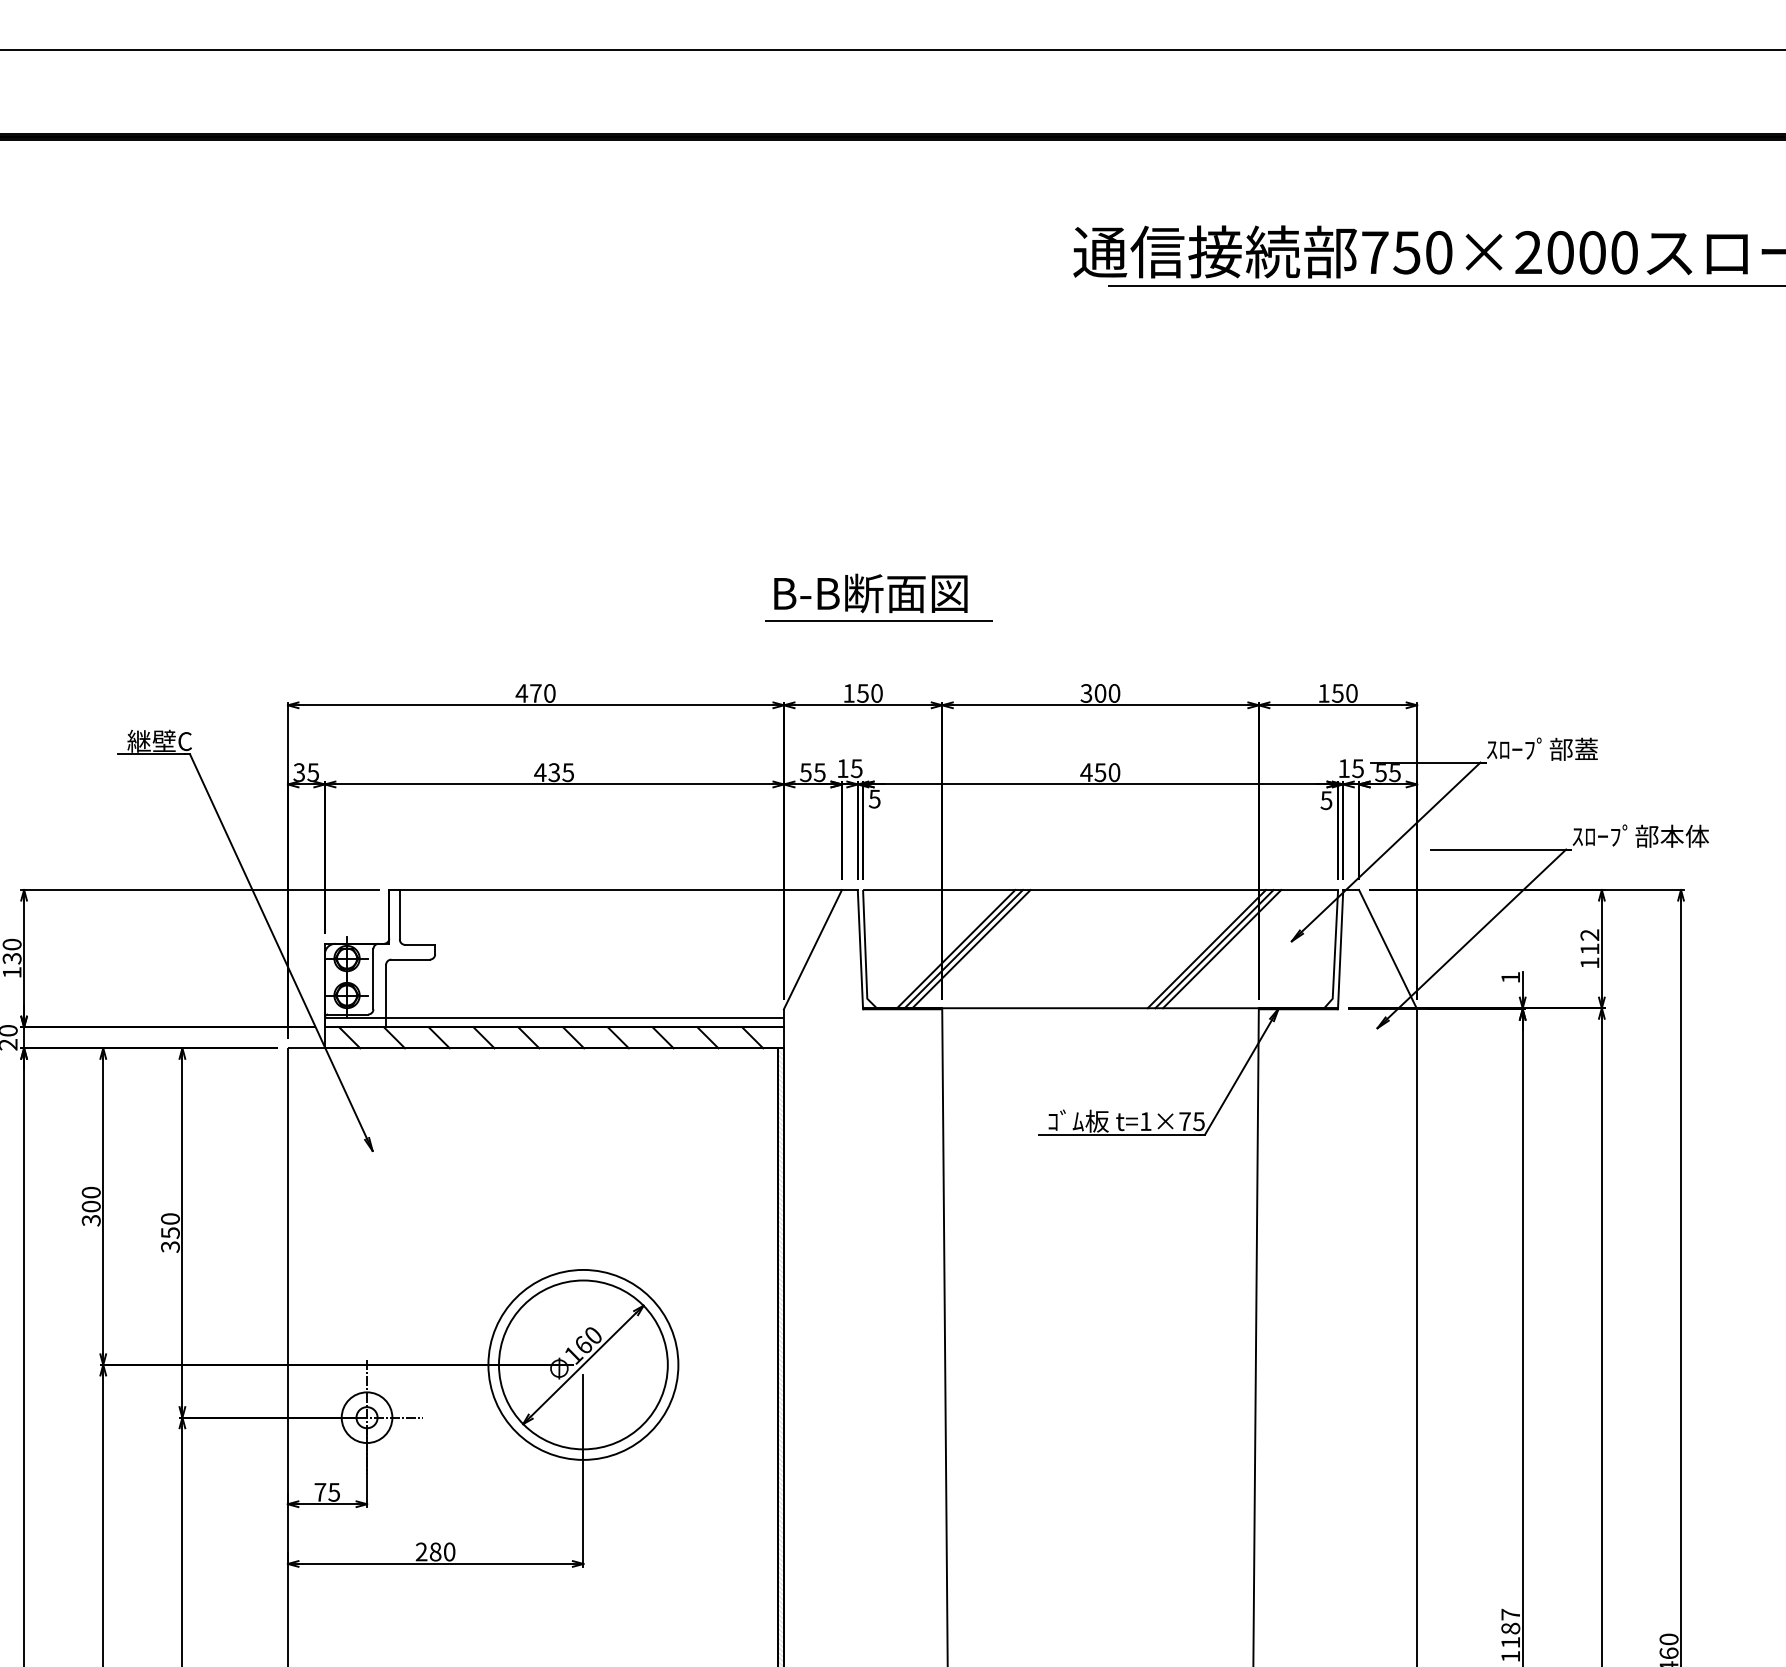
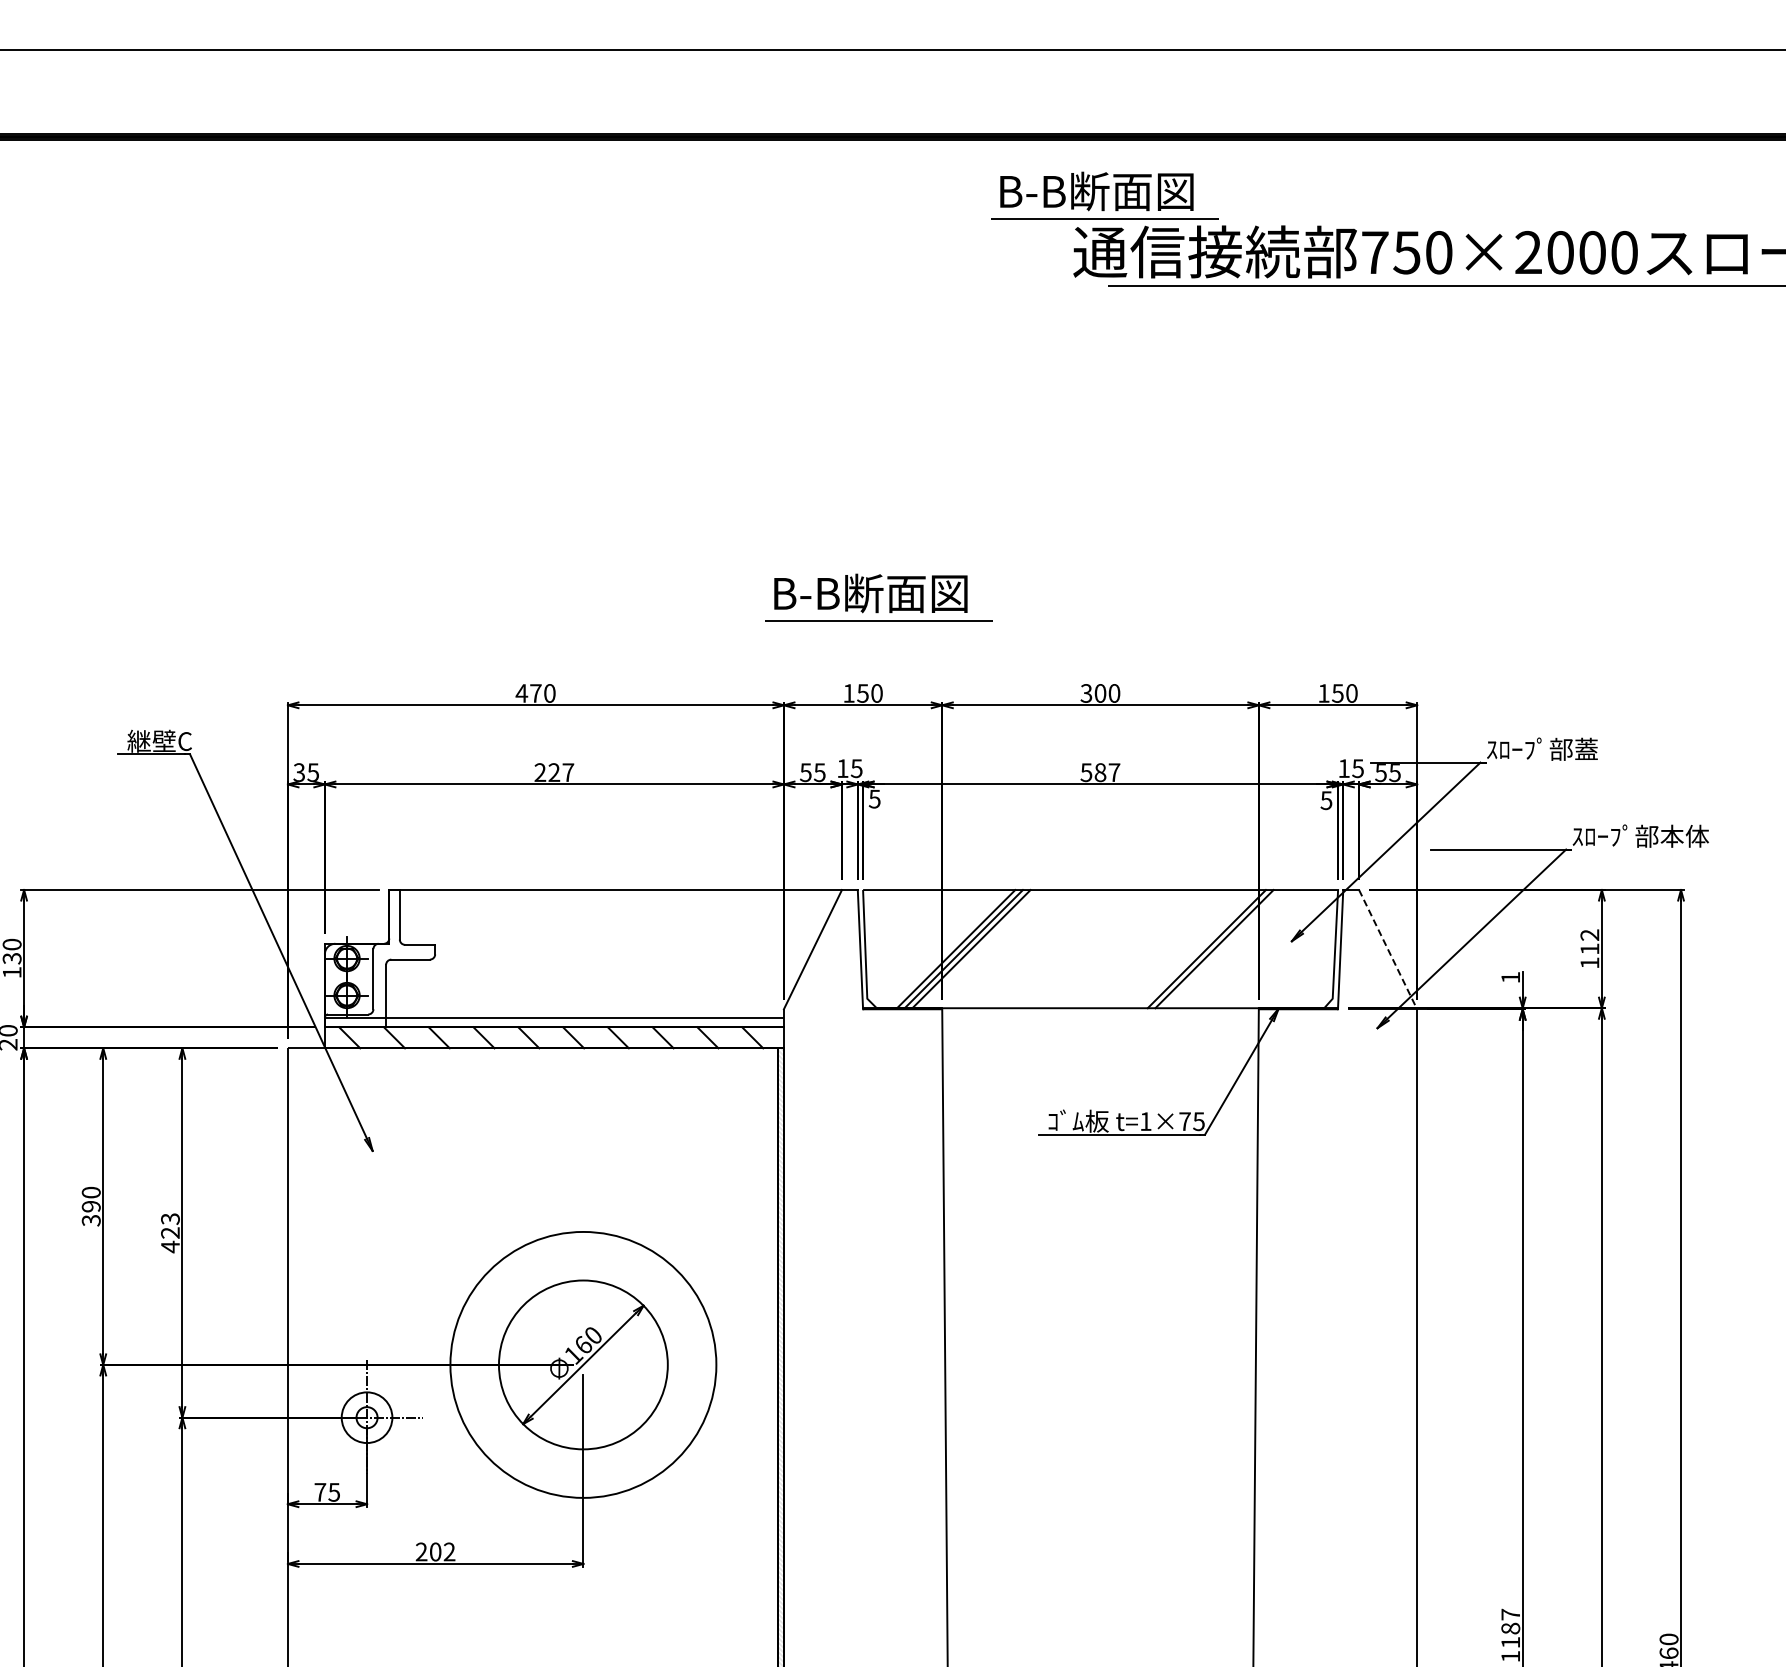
part: none -> present (1104, 195)
text: 435 -> 227 (554, 772)
text: 450 -> 587 (1100, 772)
line: present -> none (1222, 949)
line: solid -> dashed (1388, 950)
text: 300 -> 390 (91, 1206)
text: 350 -> 423 (170, 1233)
circle diameter: 190 px -> 266 px (583, 1364)
text: 280 -> 202 (442, 1551)
